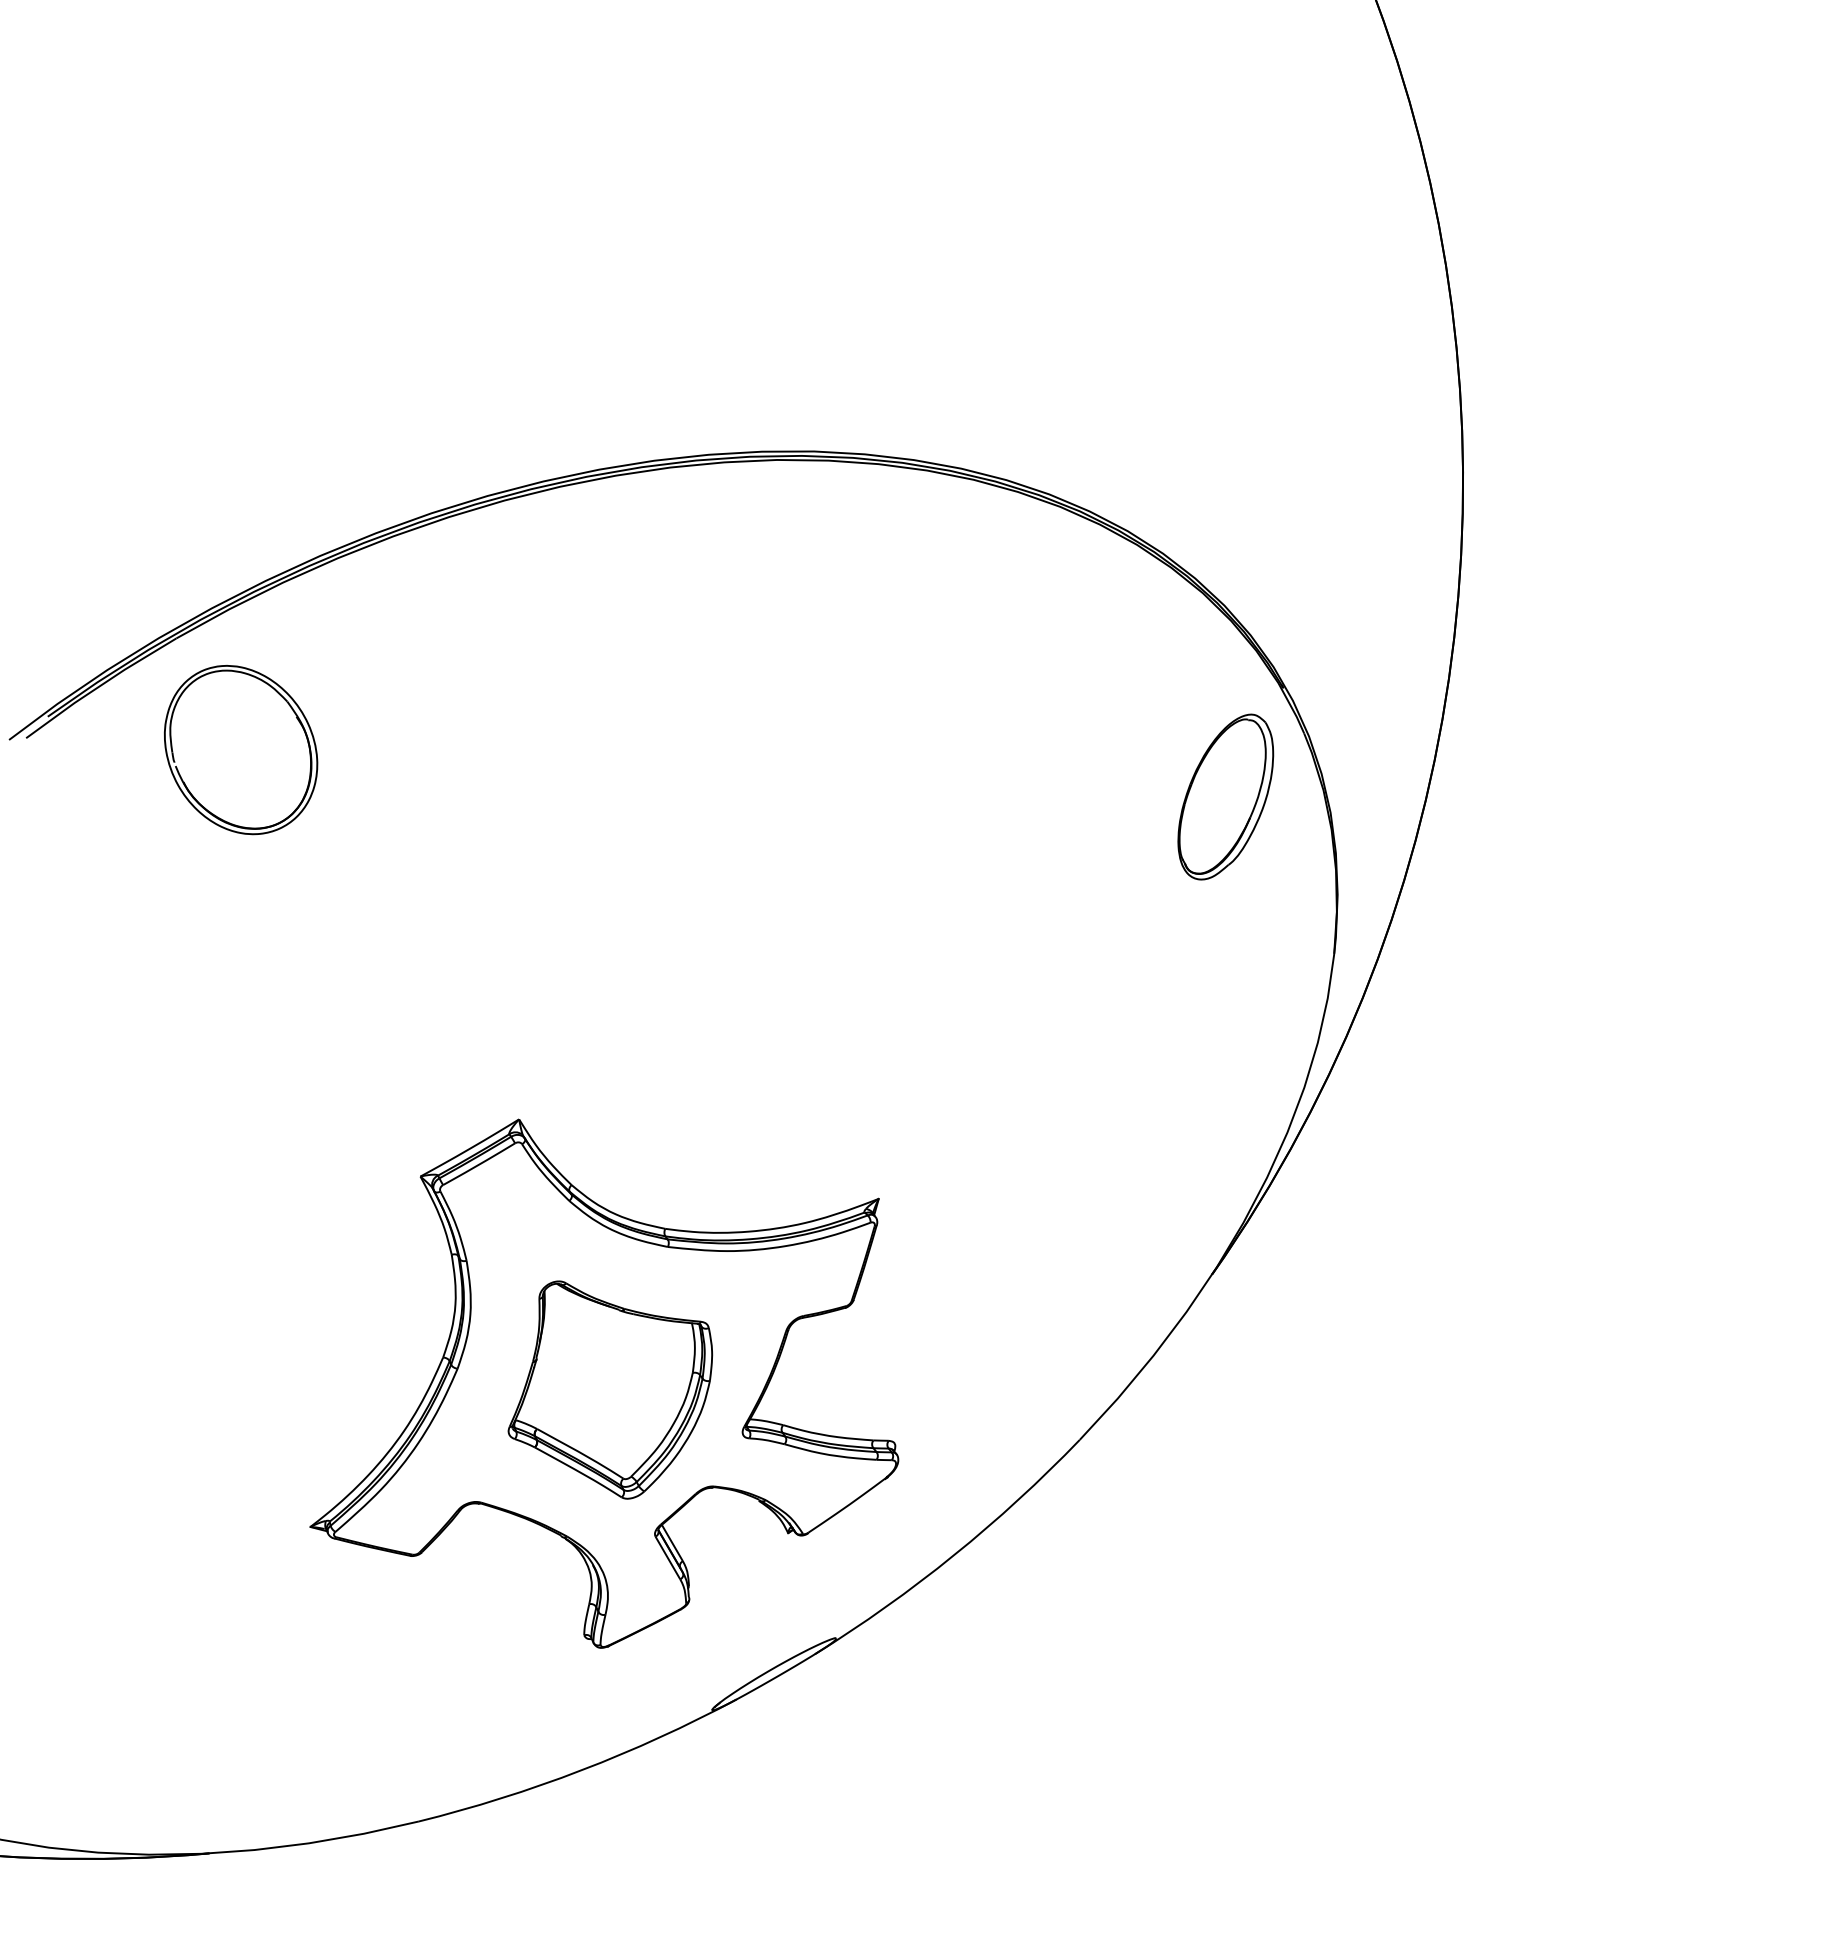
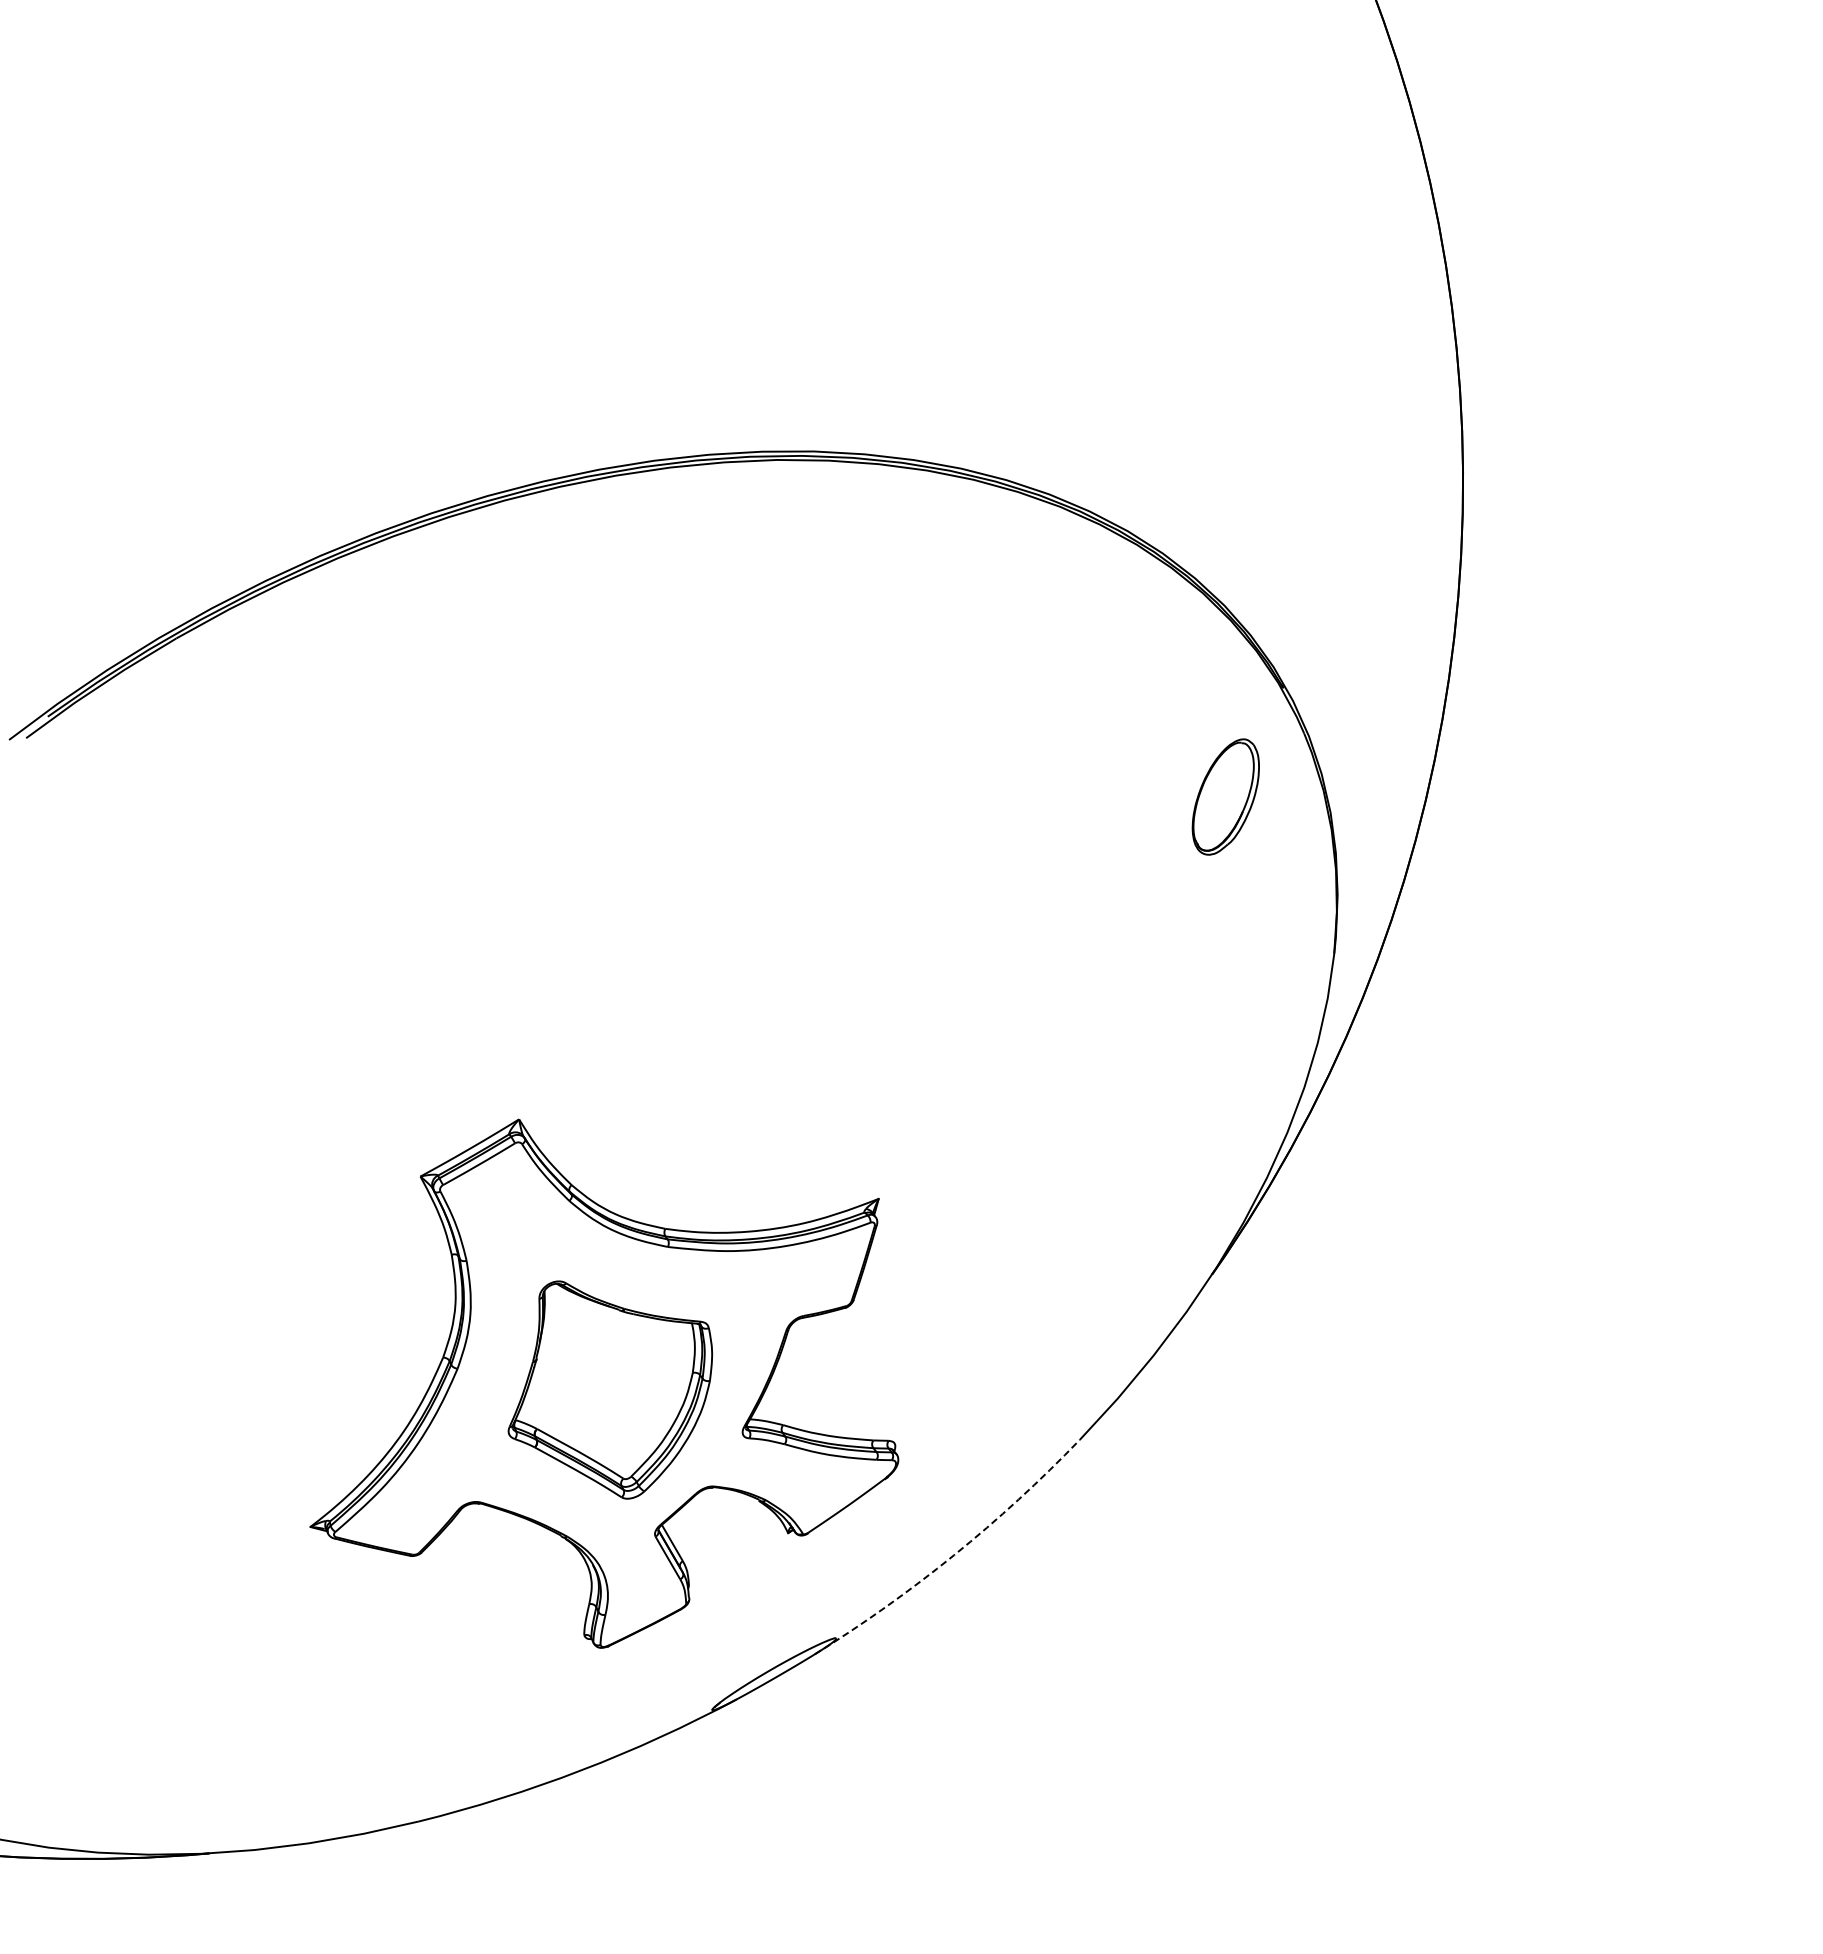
part: present -> none (241, 750)
part size: 98x168 px -> 69x118 px (1225, 796)
arc: solid -> dashed (954, 1555)
